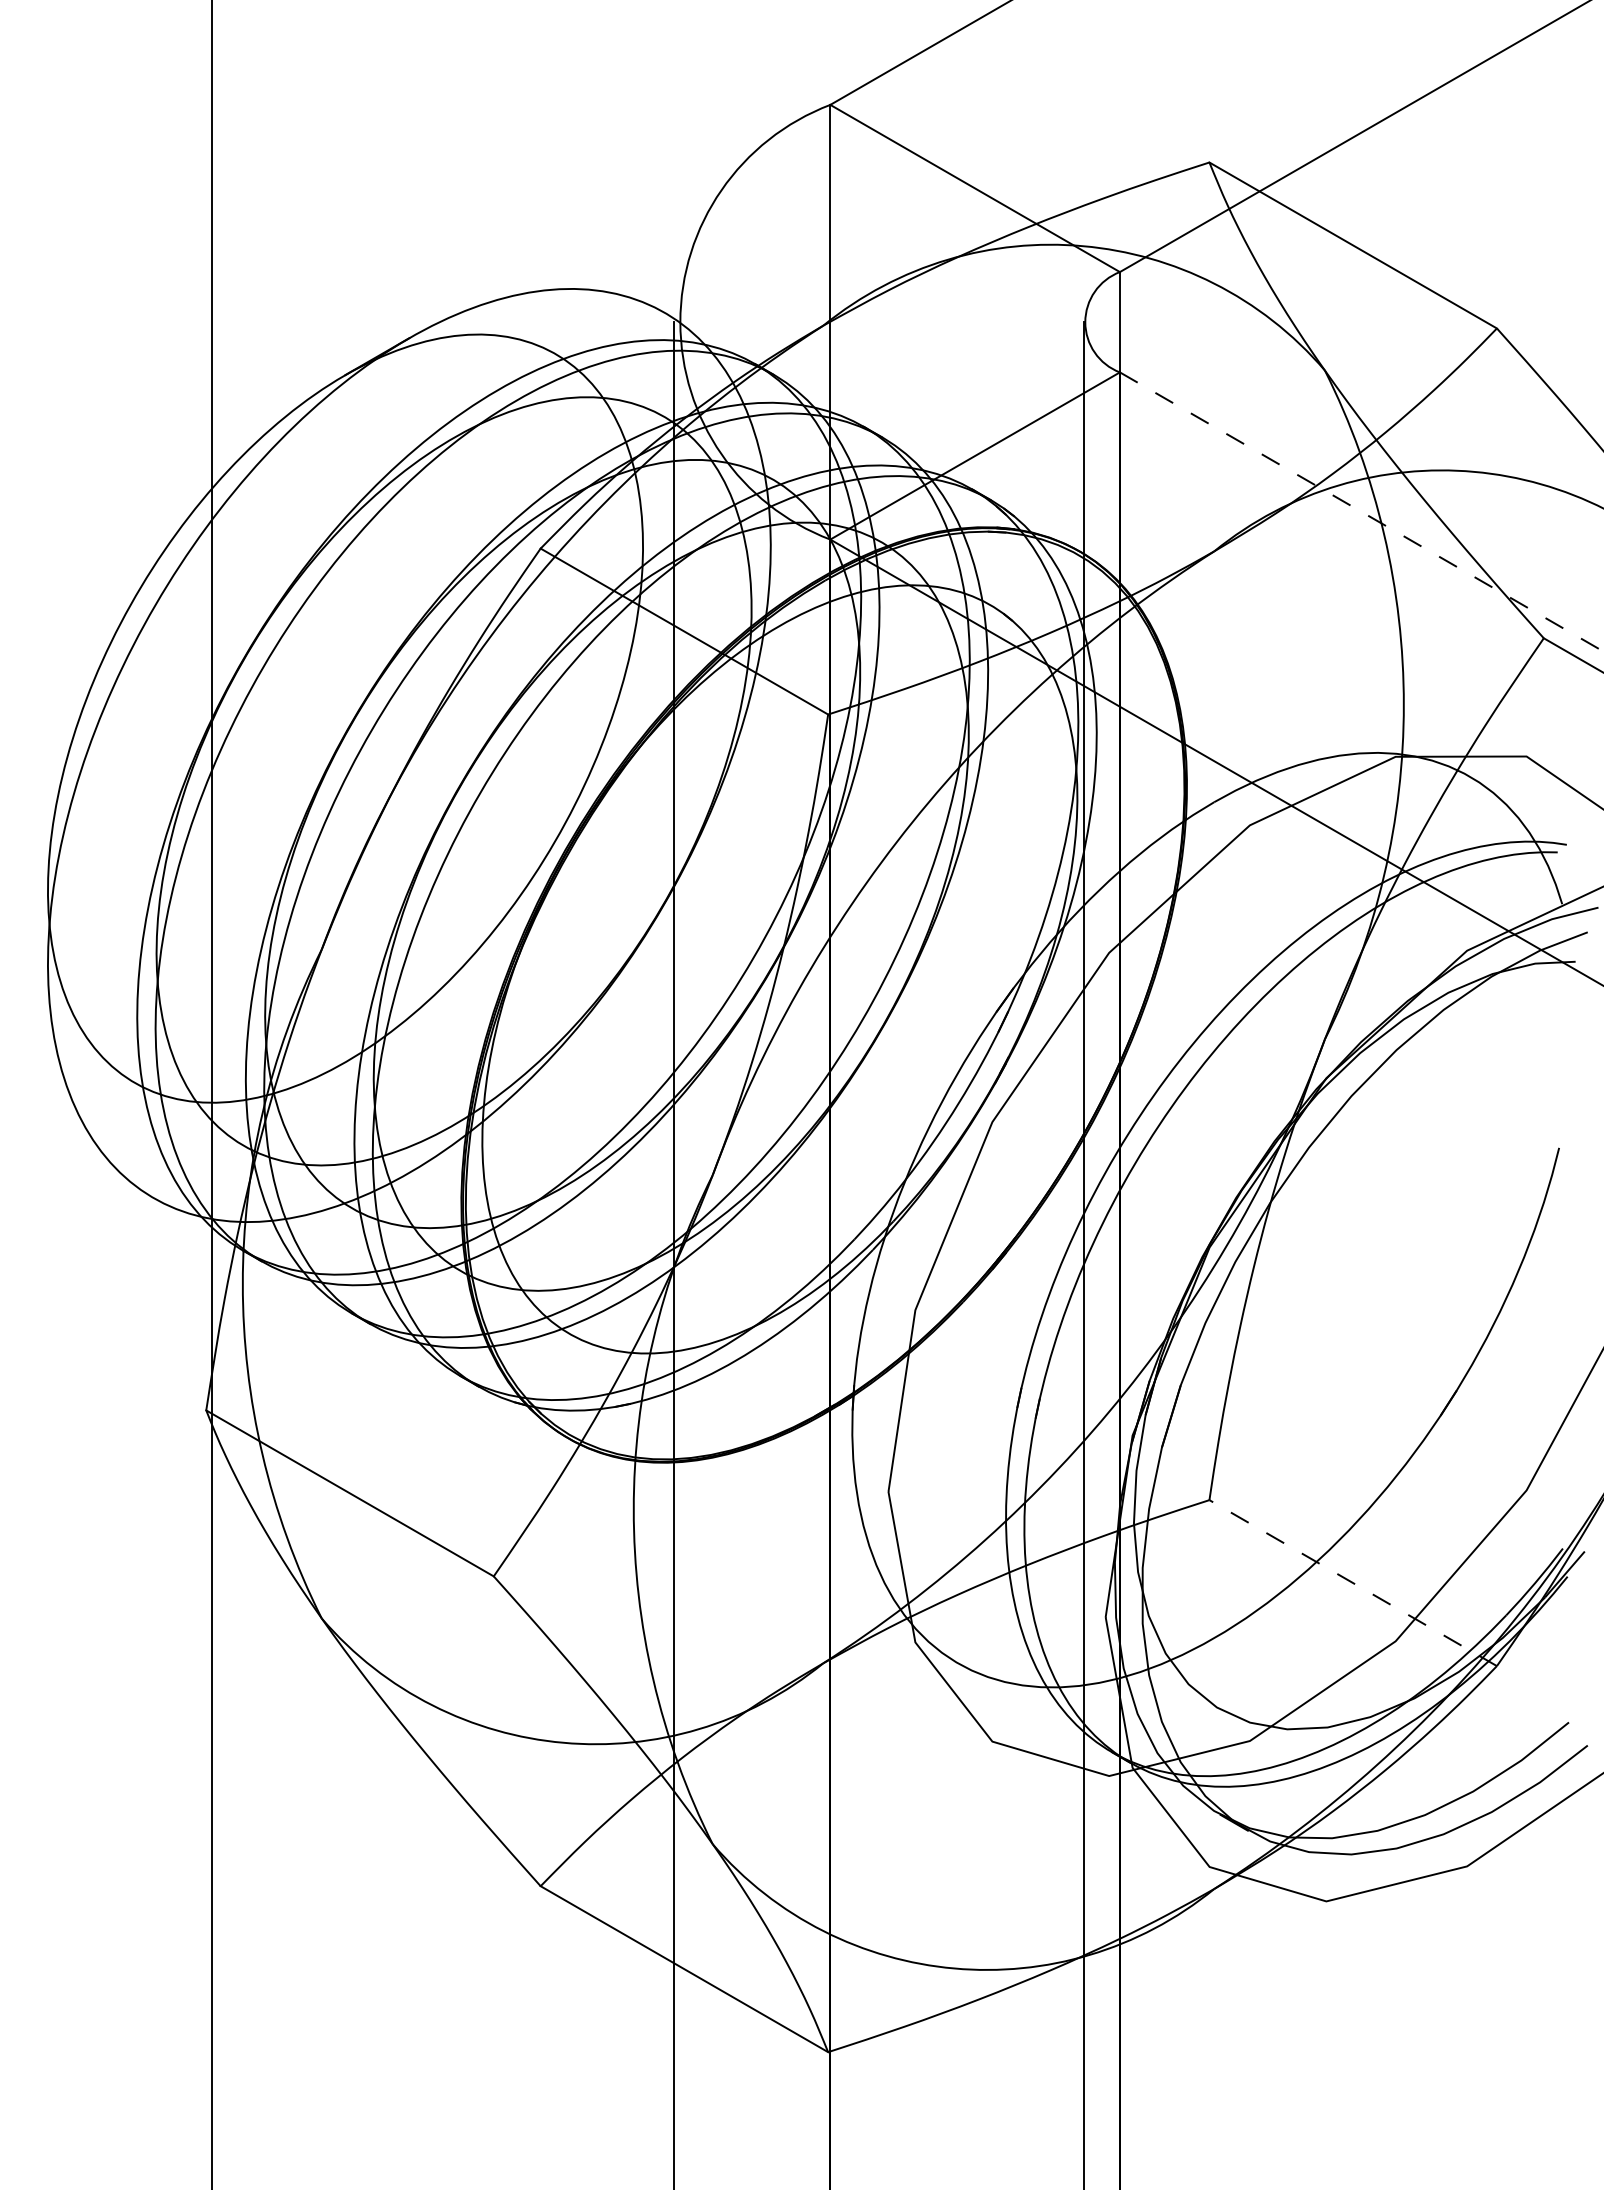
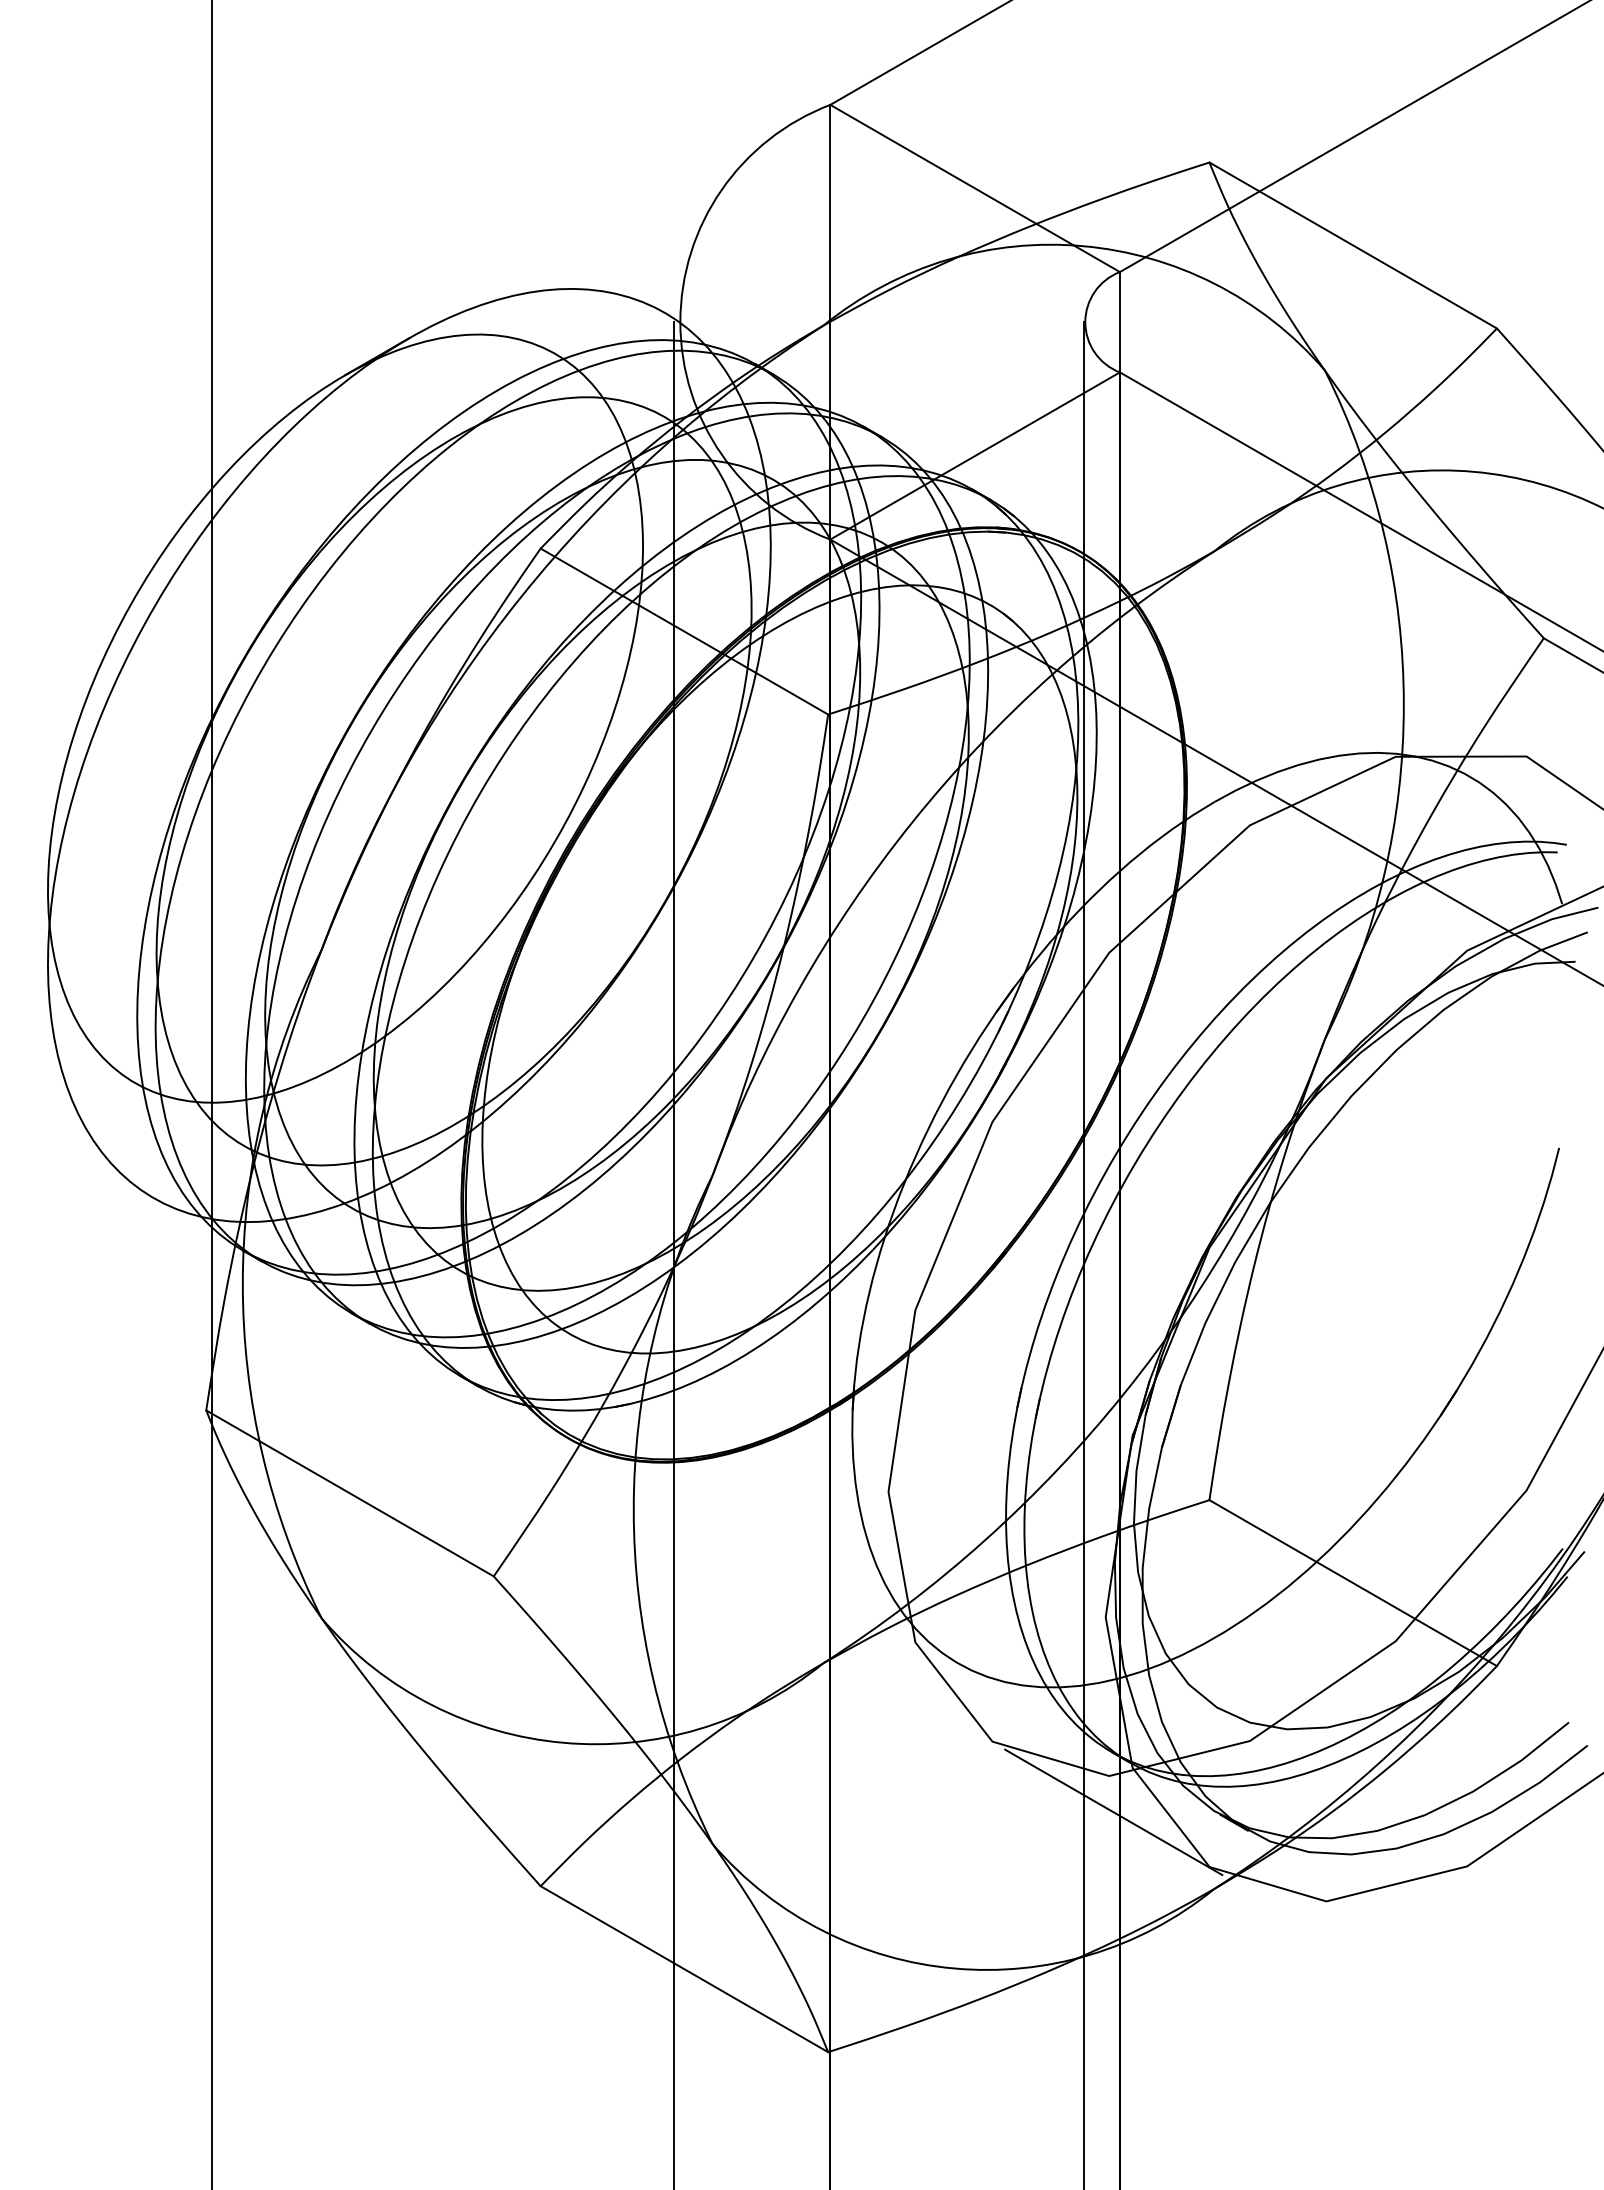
line: dashed -> solid (1362, 512)
line: dashed -> solid (1353, 1583)
line: none -> present (1113, 1812)
